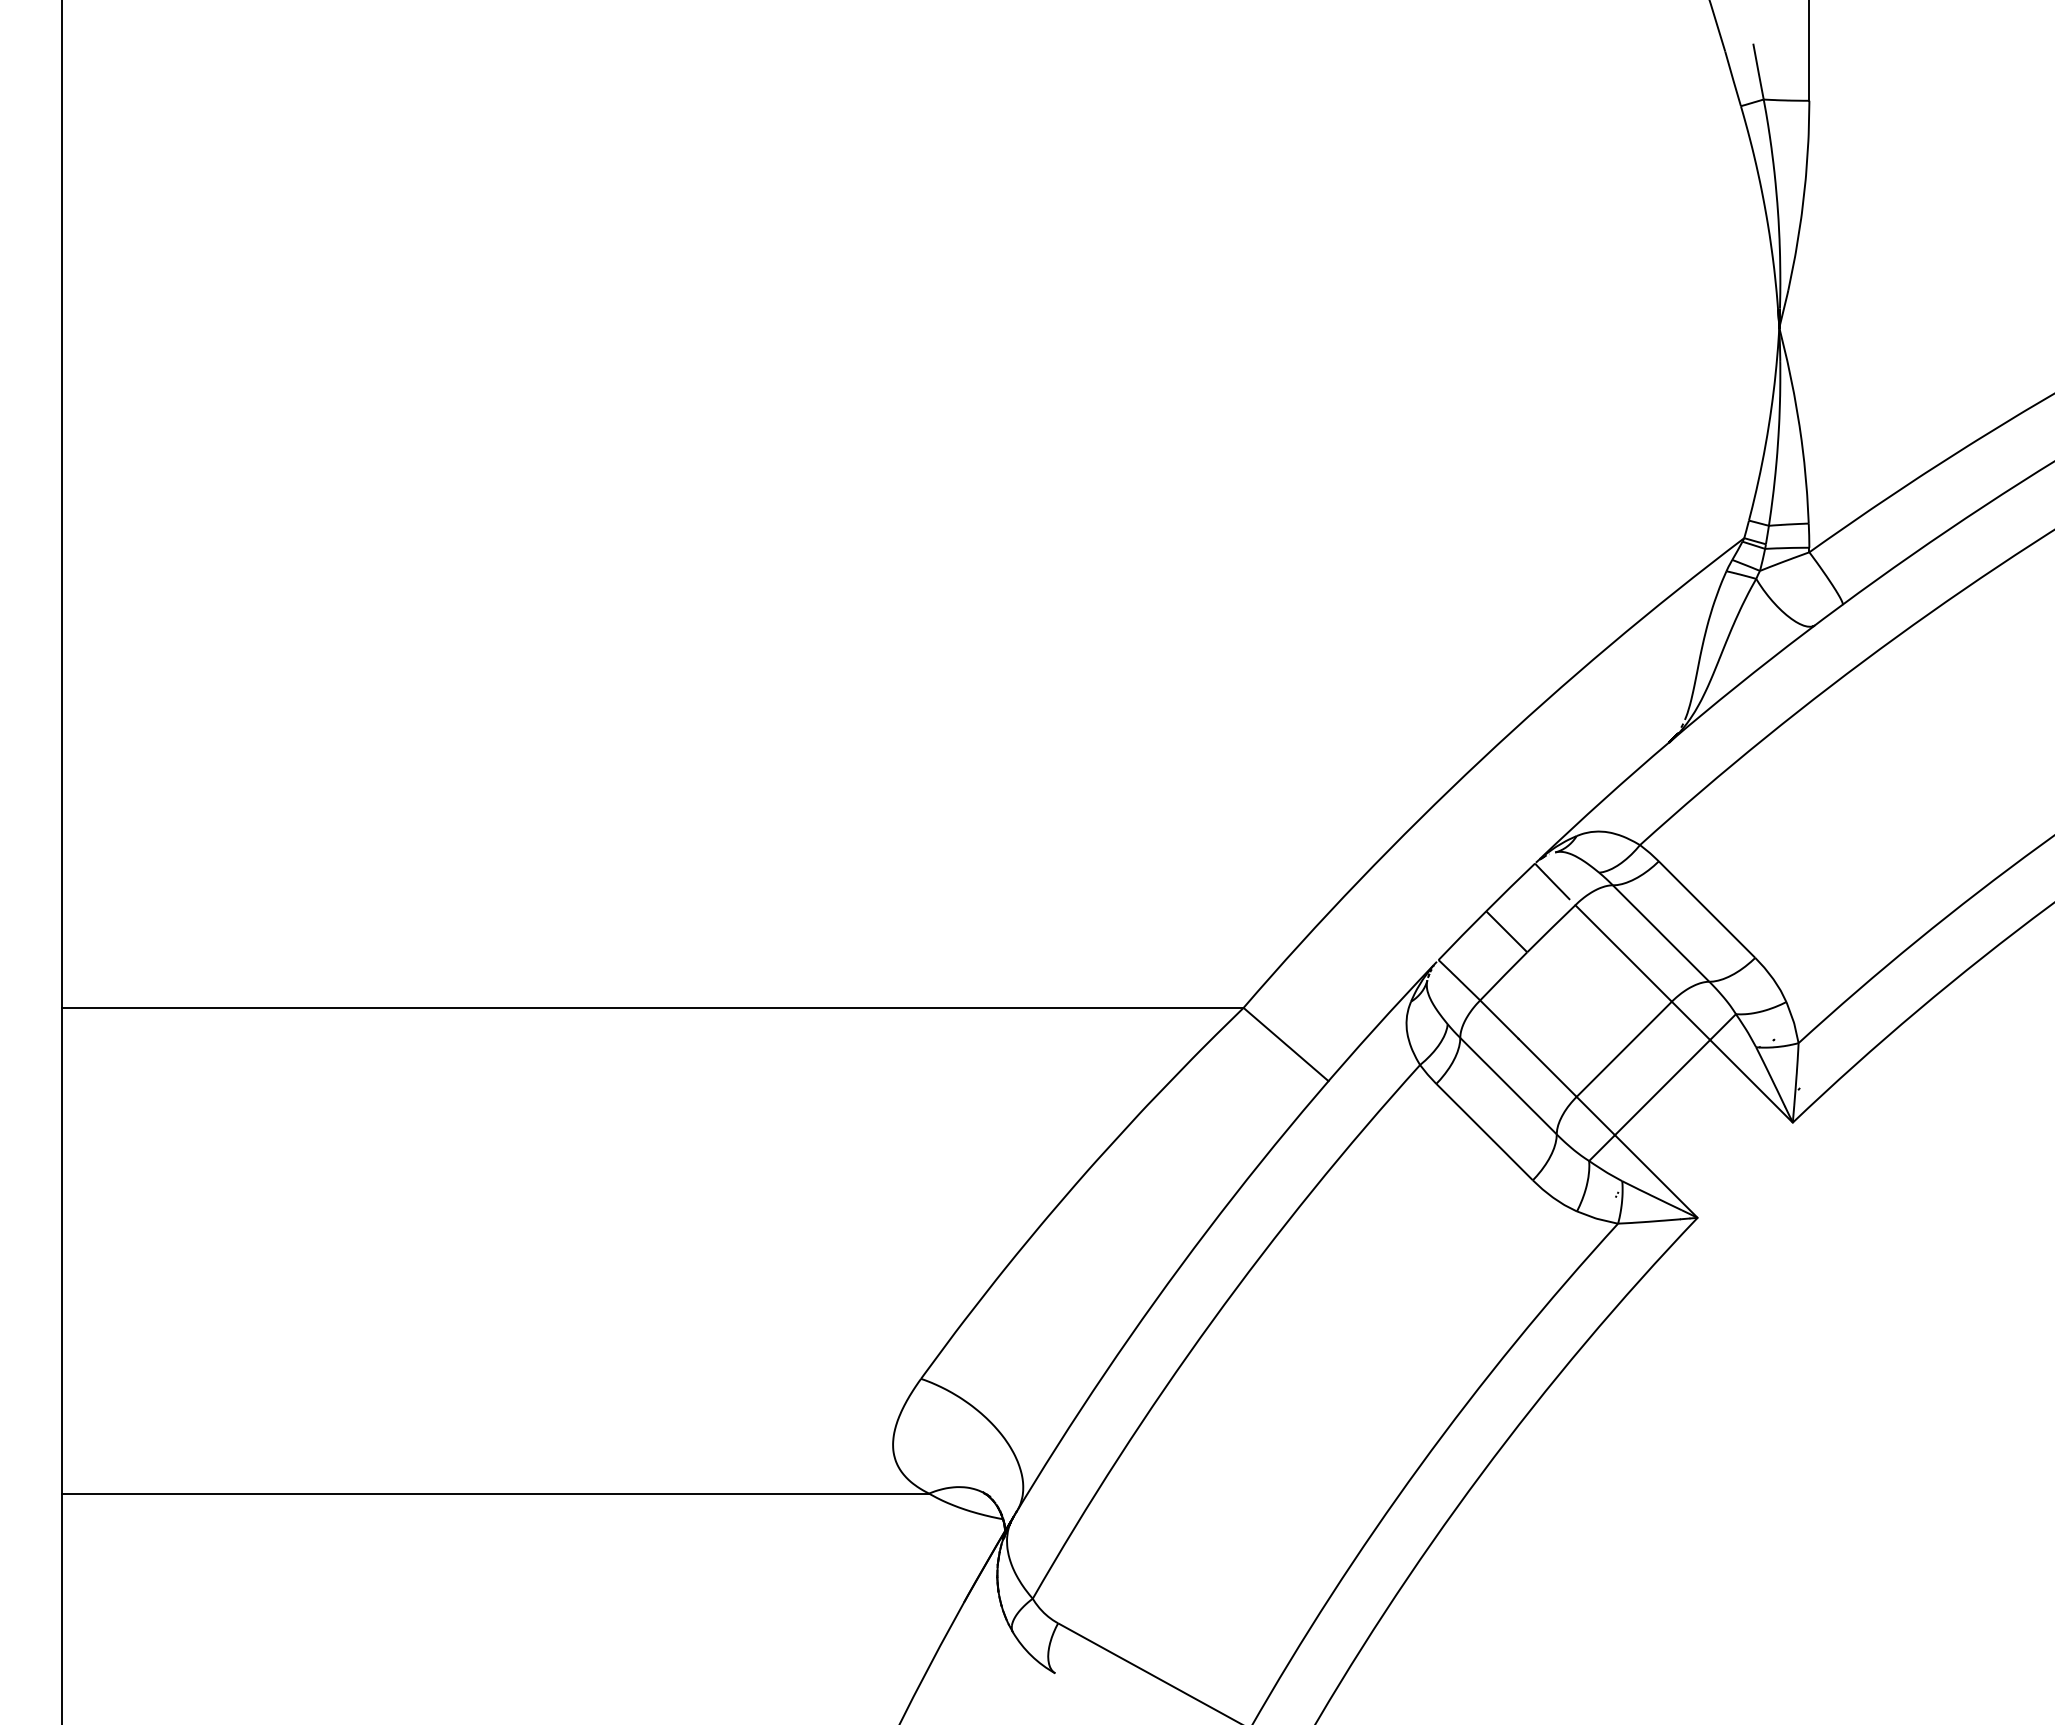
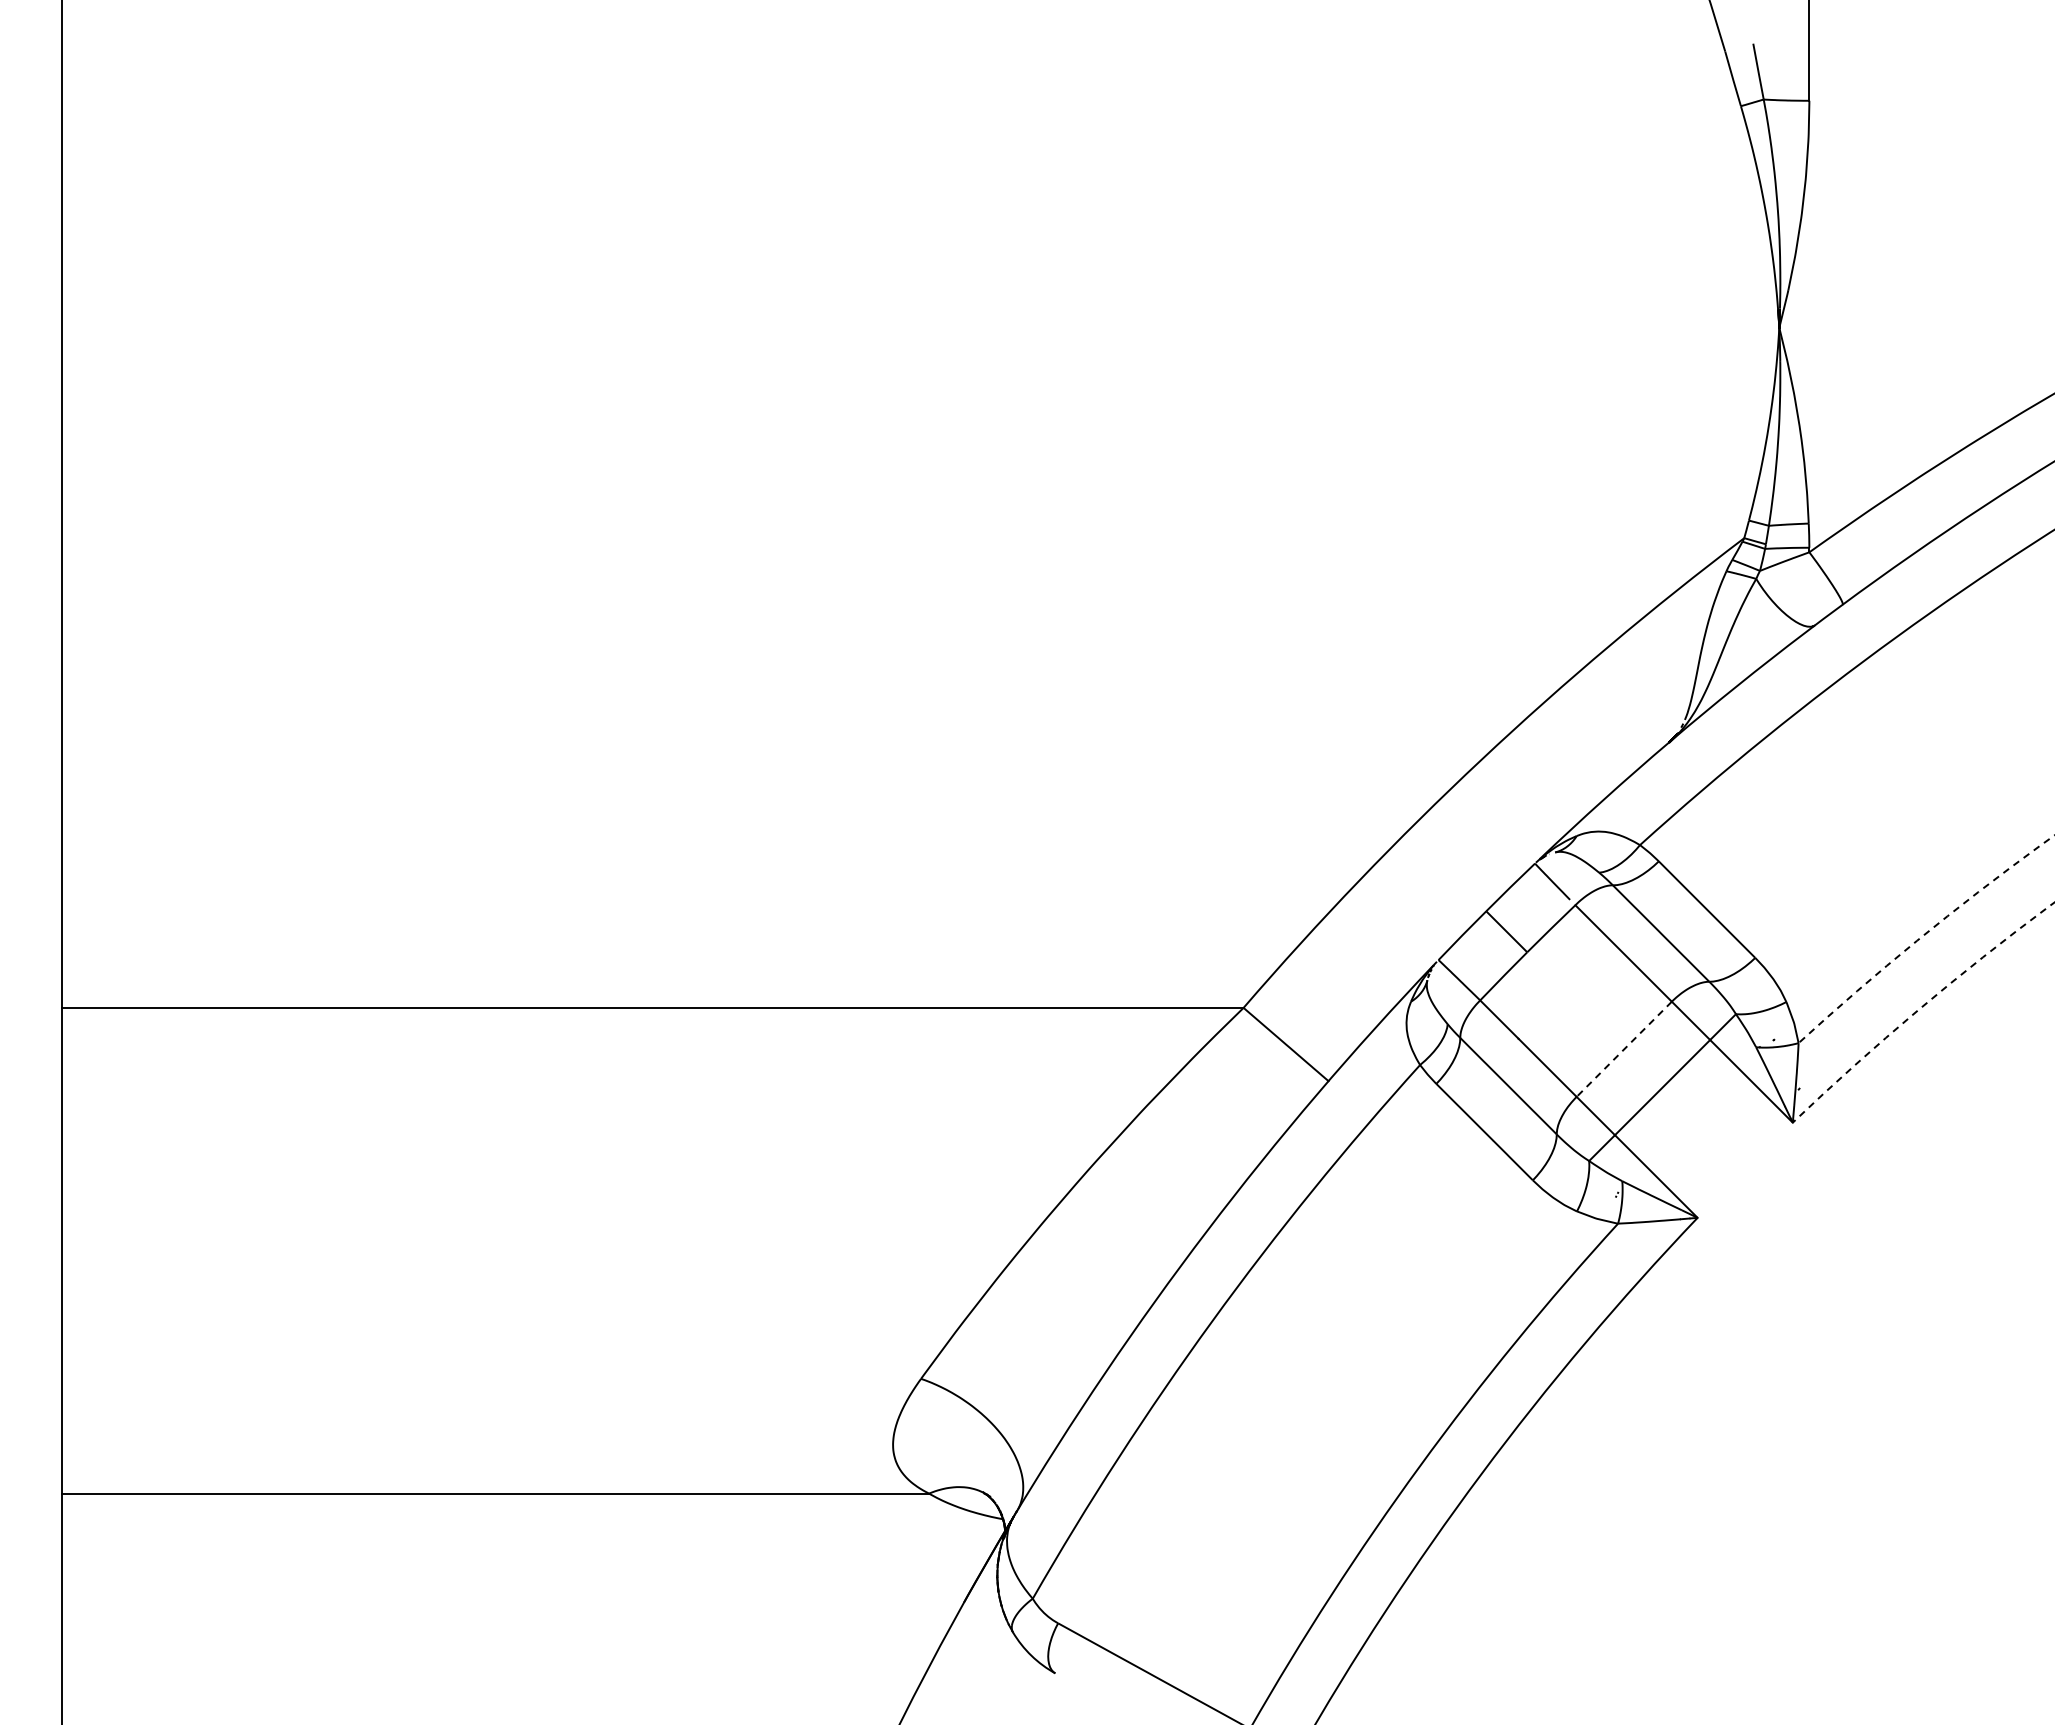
arc: solid -> dashed (1923, 935)
arc: solid -> dashed (1918, 1009)
line: solid -> dashed (1623, 1049)
